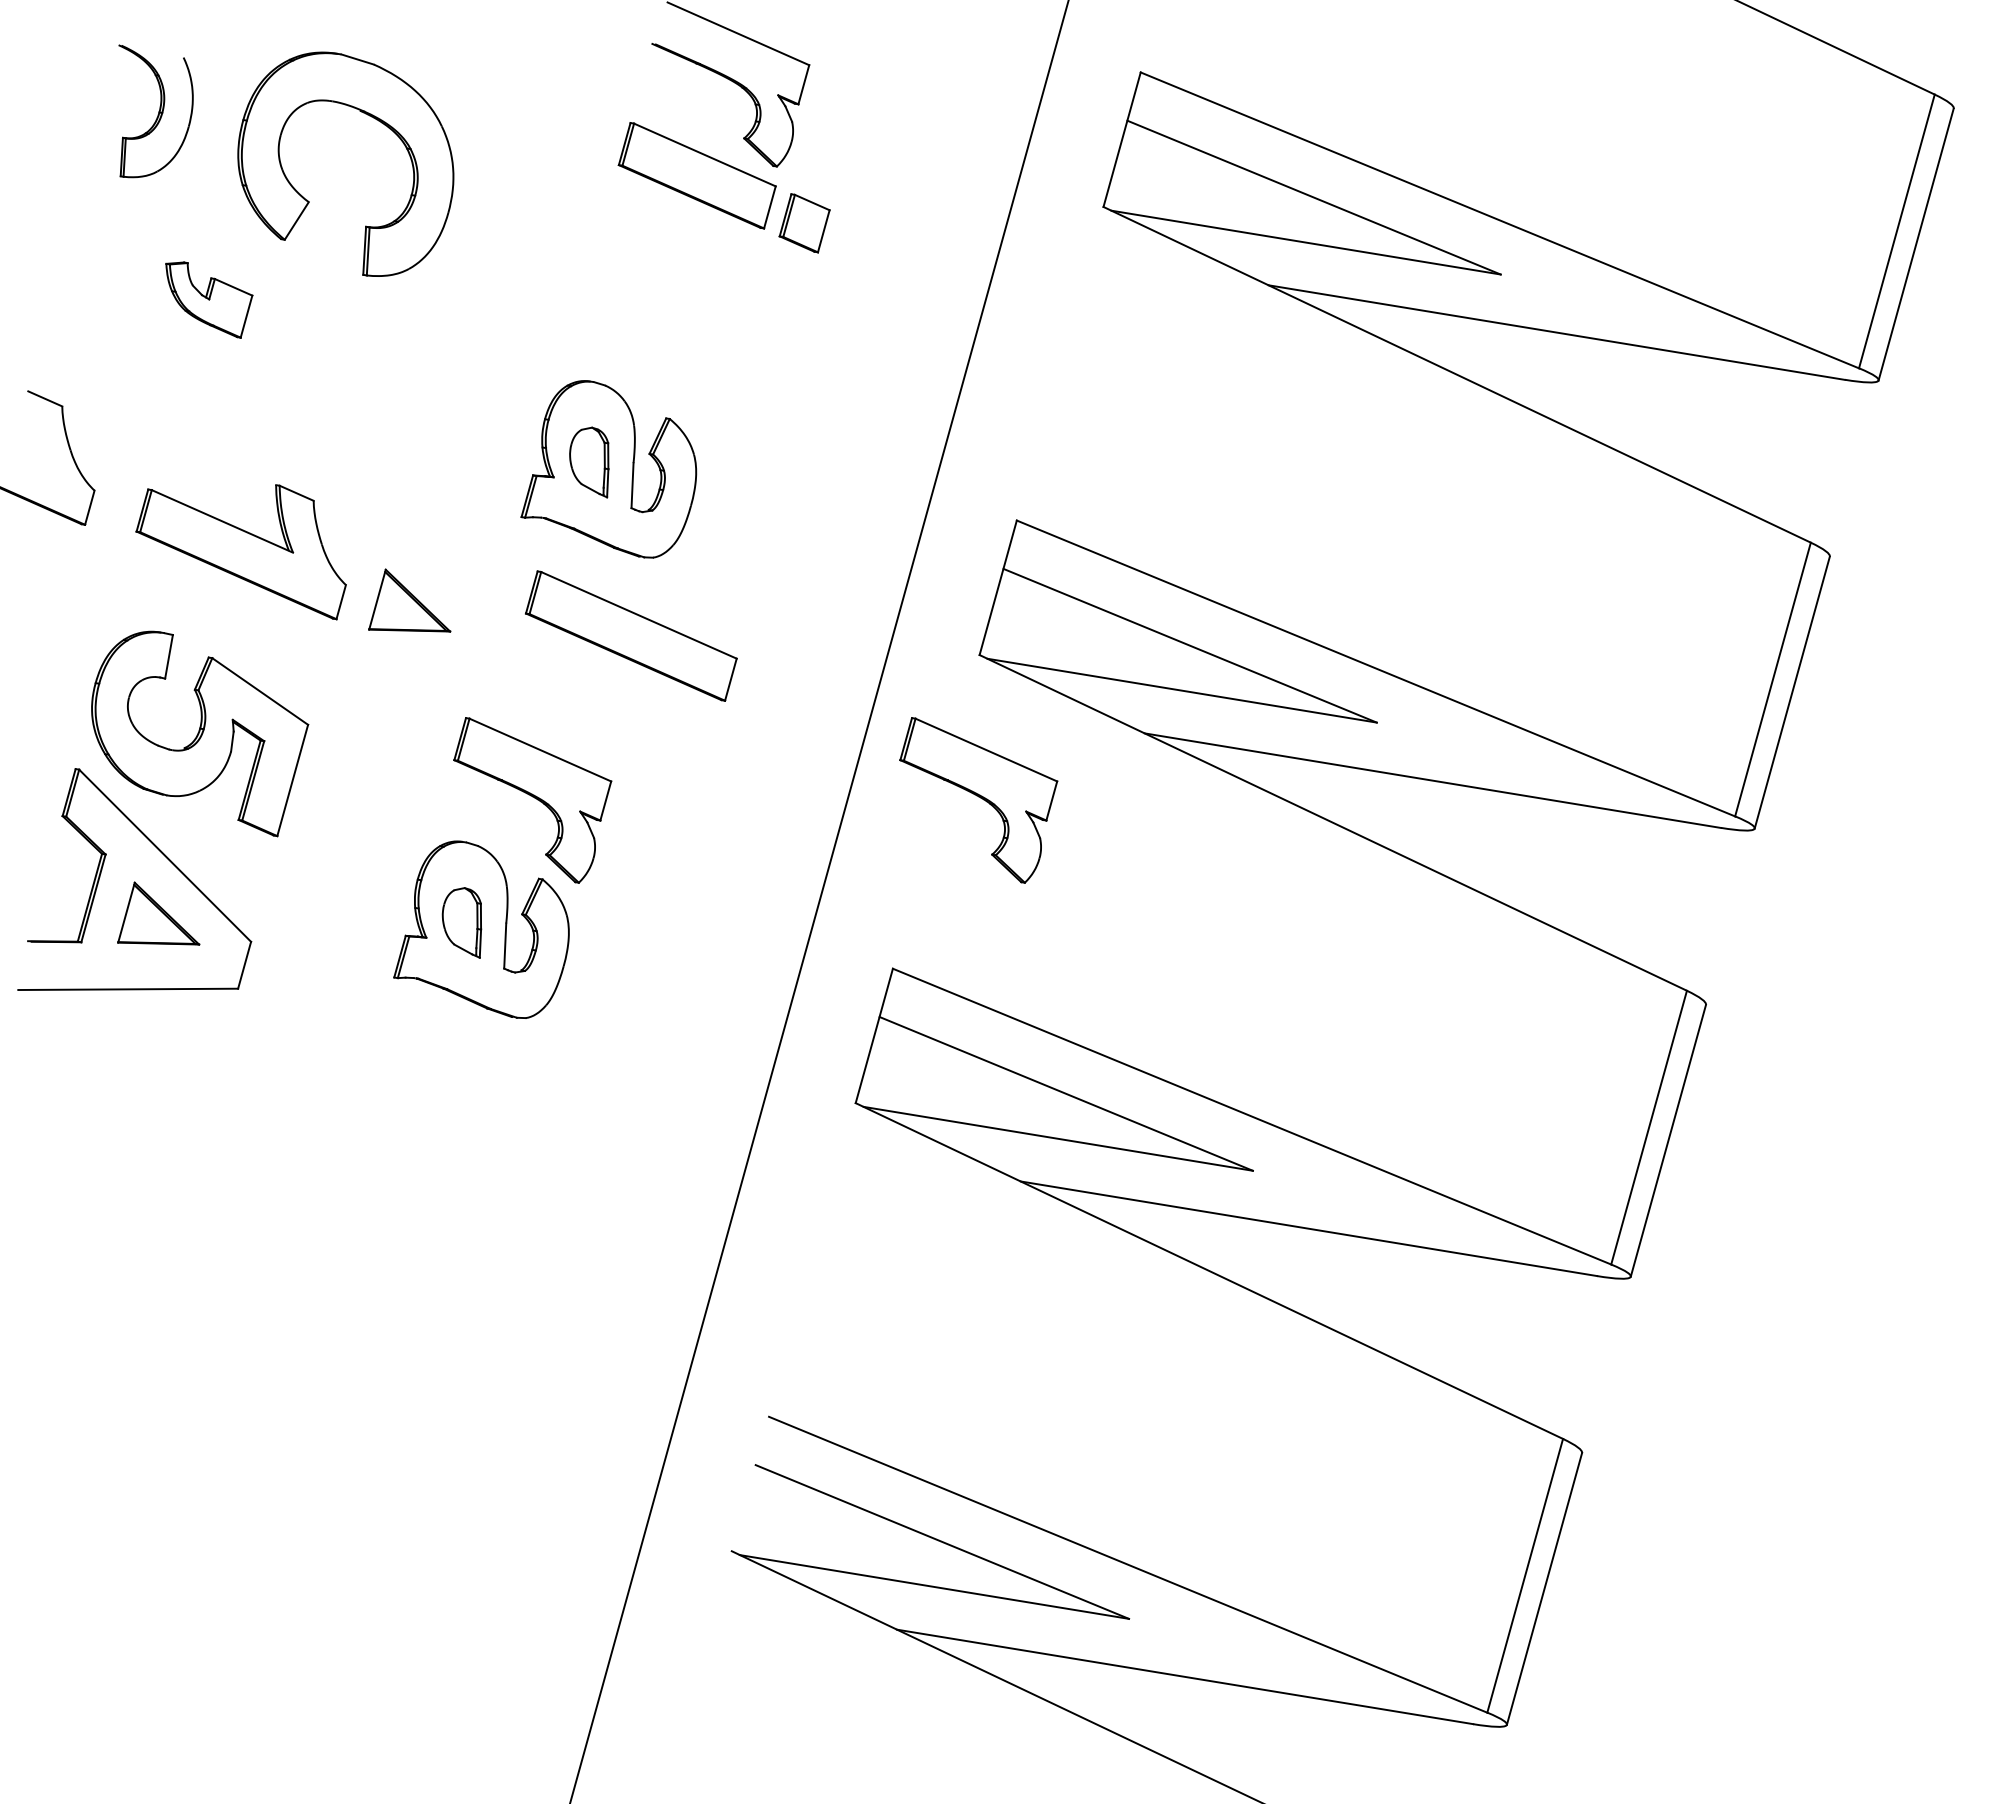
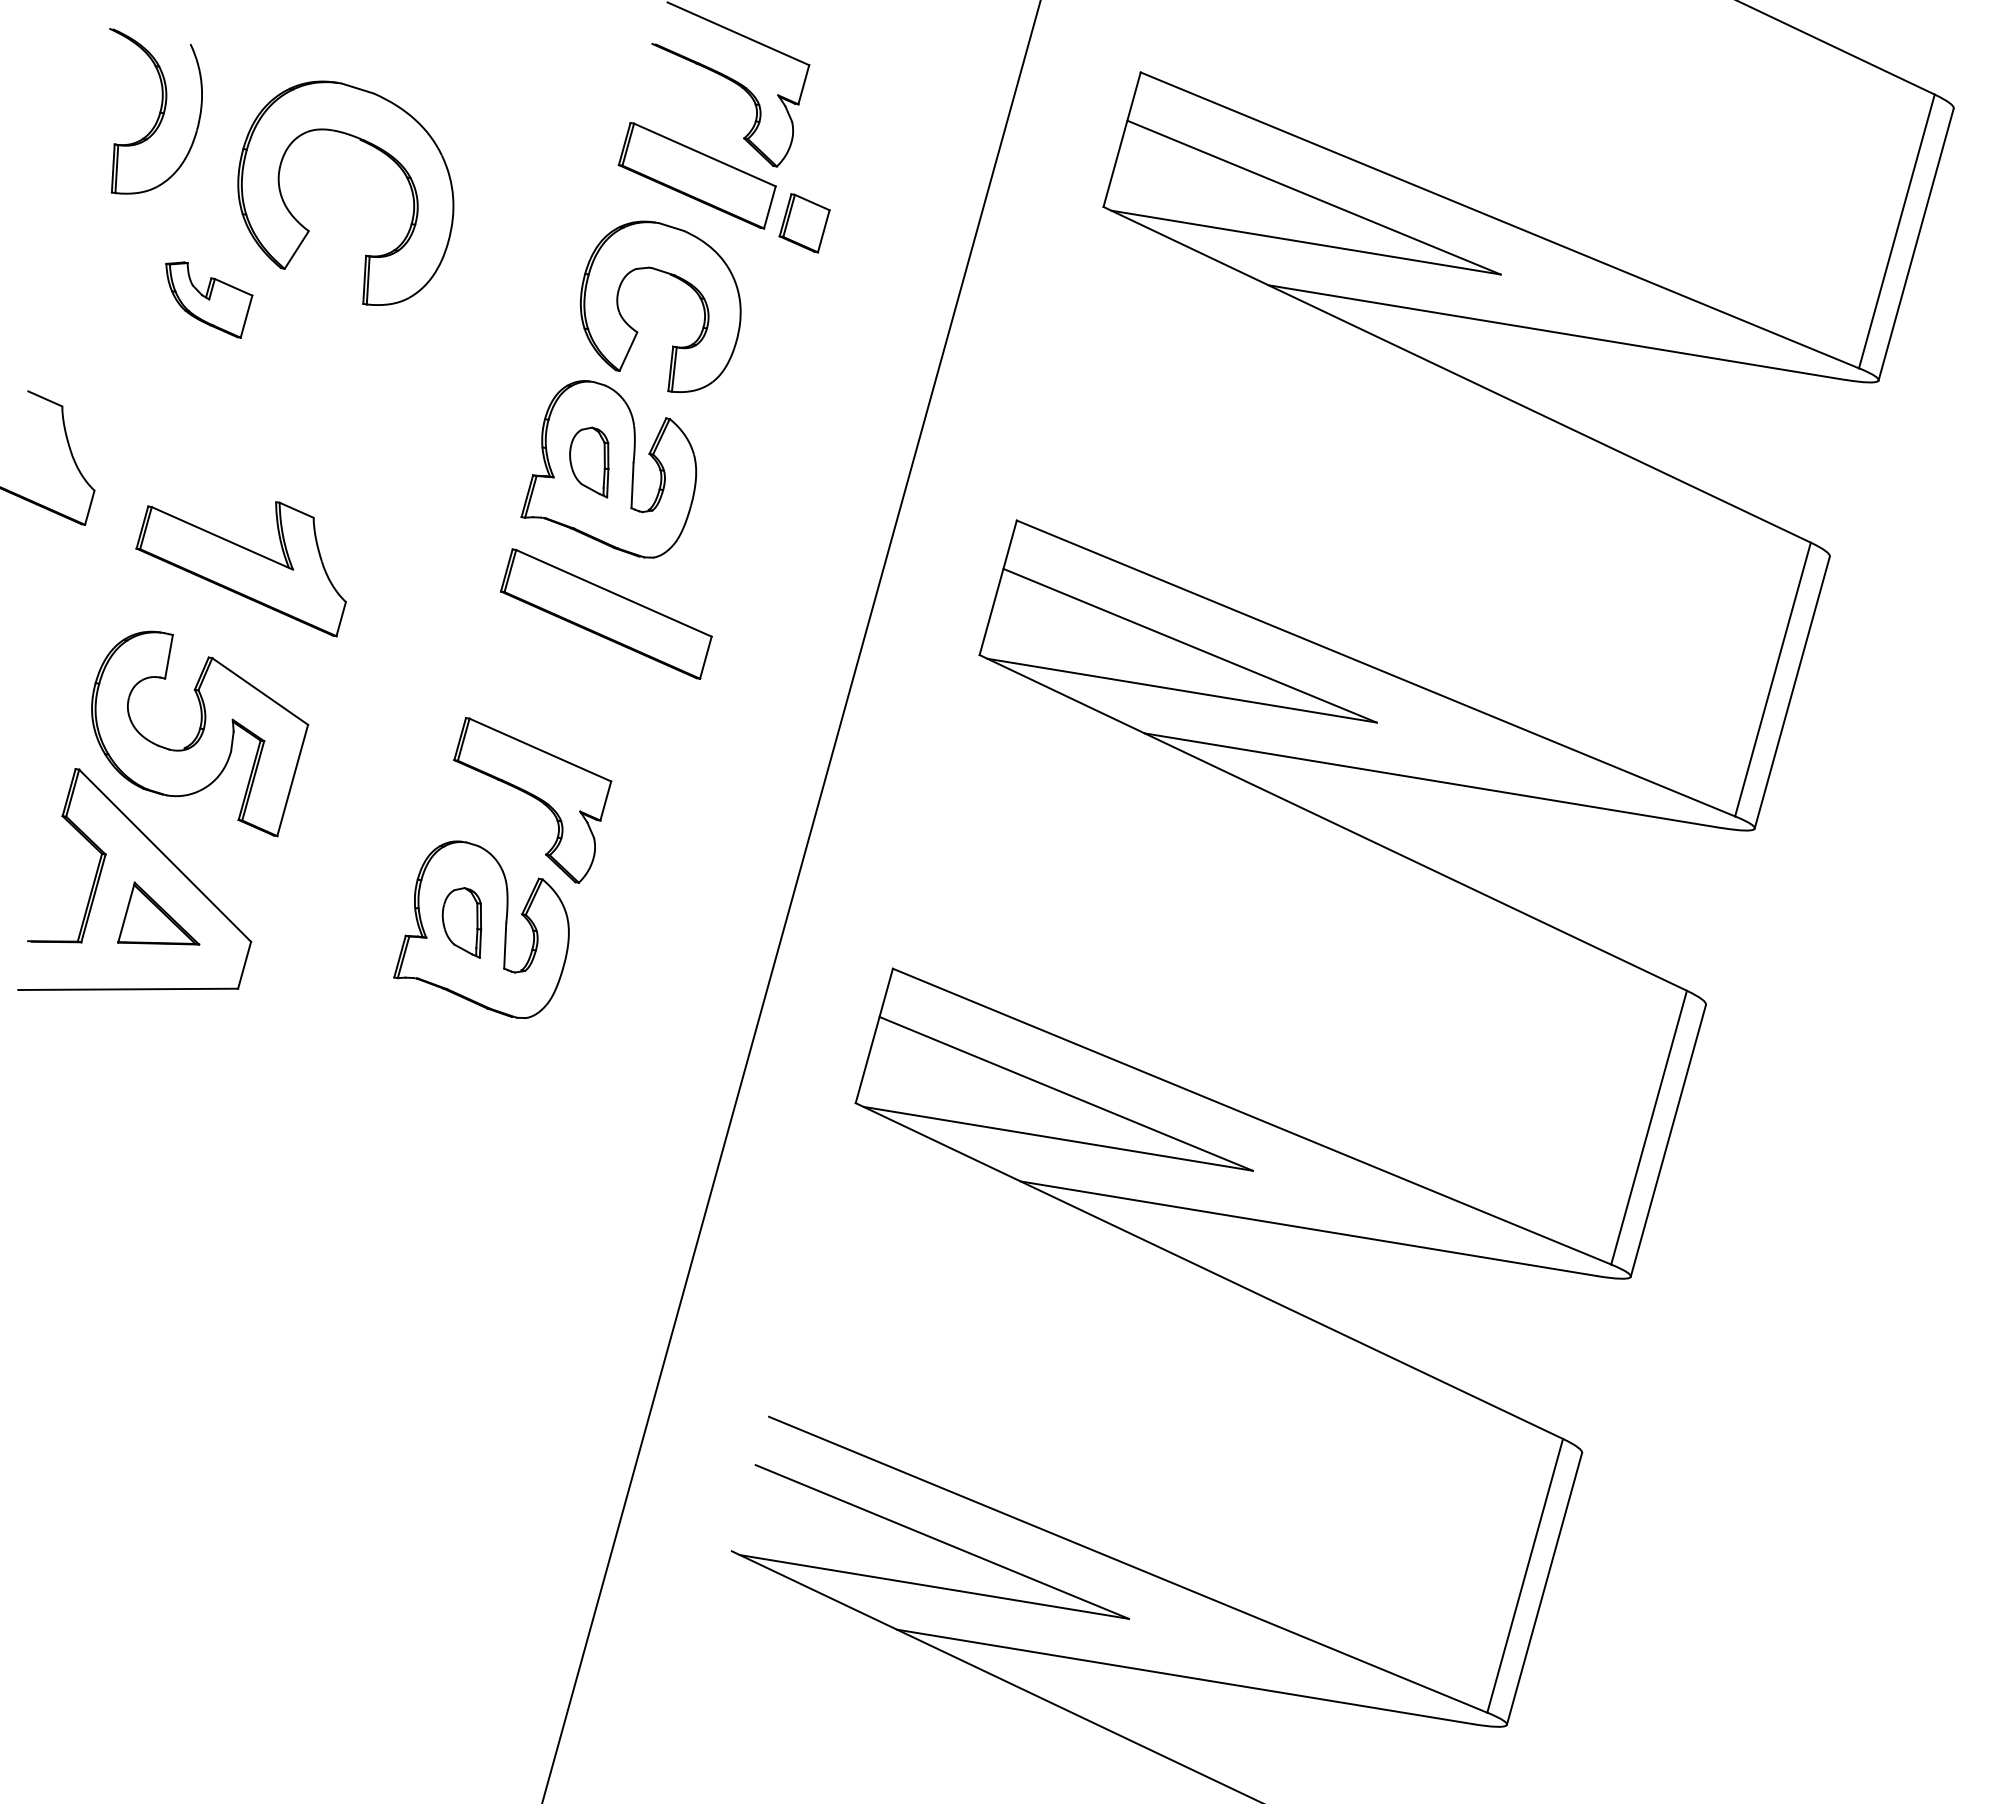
part size: 76x135 px -> 94x167 px (155, 111)
part position: (308, 200) -> (308, 229) (308, 229)
part: none -> present (674, 277)
part position: (240, 552) -> (240, 569) (240, 569)
part: present -> none (409, 600)
part position: (631, 635) -> (606, 613) (606, 613)
part: present -> none (978, 800)
line position: (819, 901) -> (790, 901) (790, 901)
